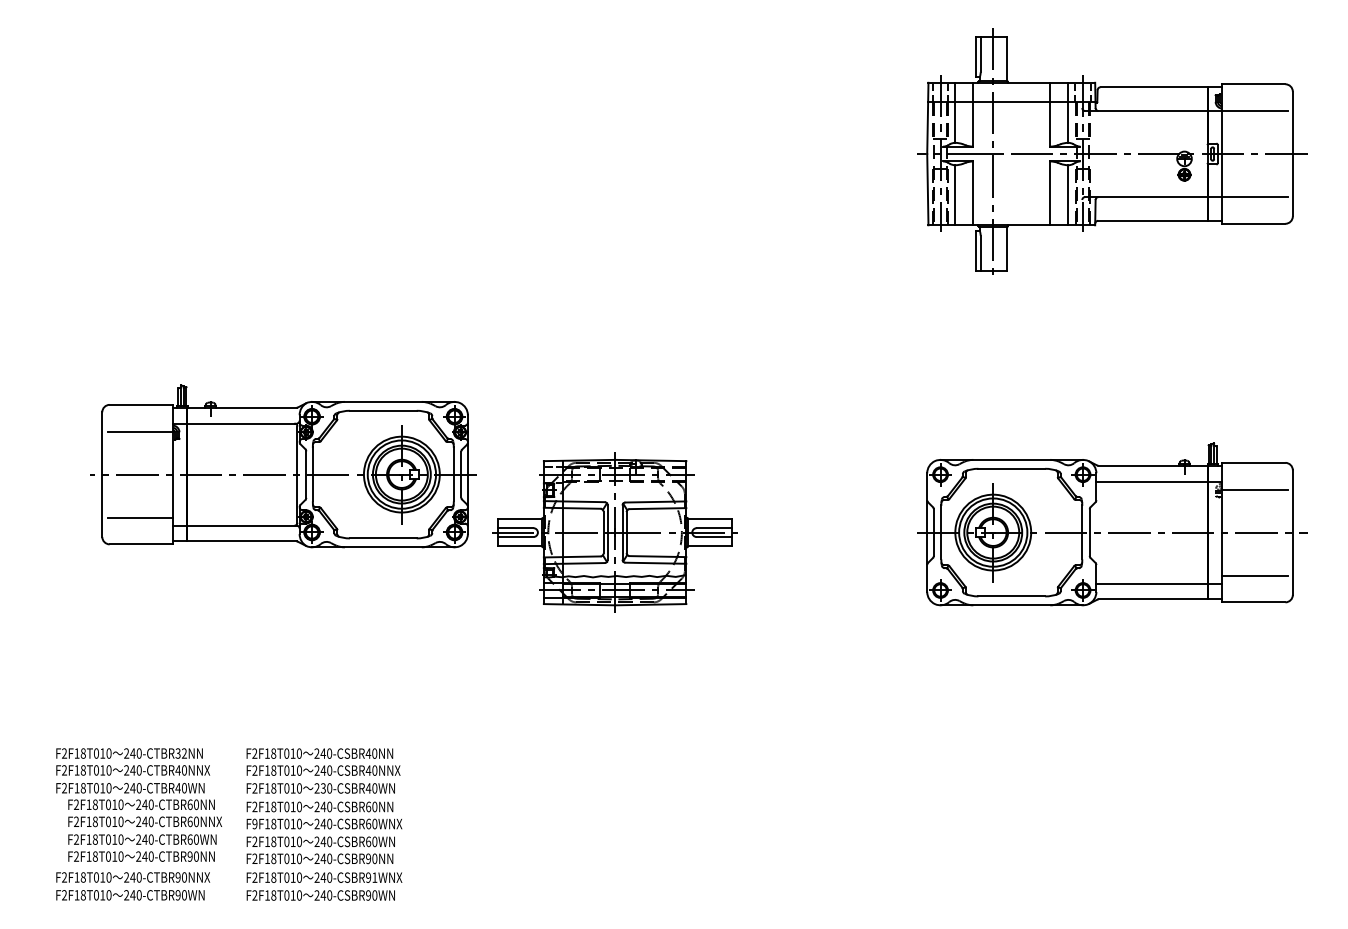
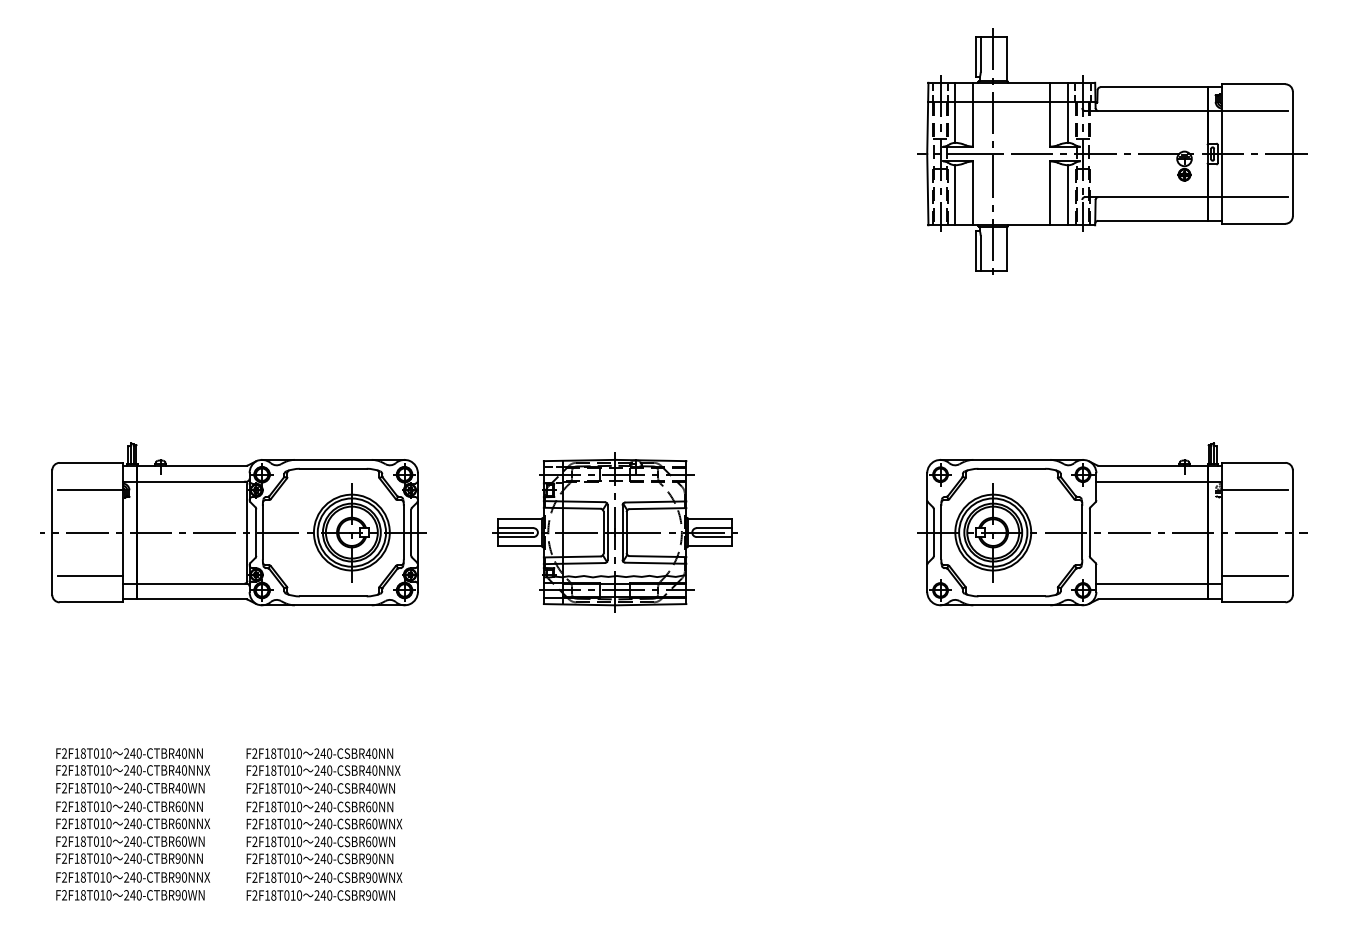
part position: (283, 466) -> (233, 524) (233, 524)
text: 240-CTBR32NN -> 240-CTBR40NN (180, 753)
text: 230-CSBR40WN -> 240-CSBR40WN (323, 788)
text: F9F18T010 -> F2F18T010 (254, 824)
text position: (144, 830) -> (132, 832) (132, 832)
text: 240-CSBR91WNX -> 240-CSBR90WNX (374, 877)
